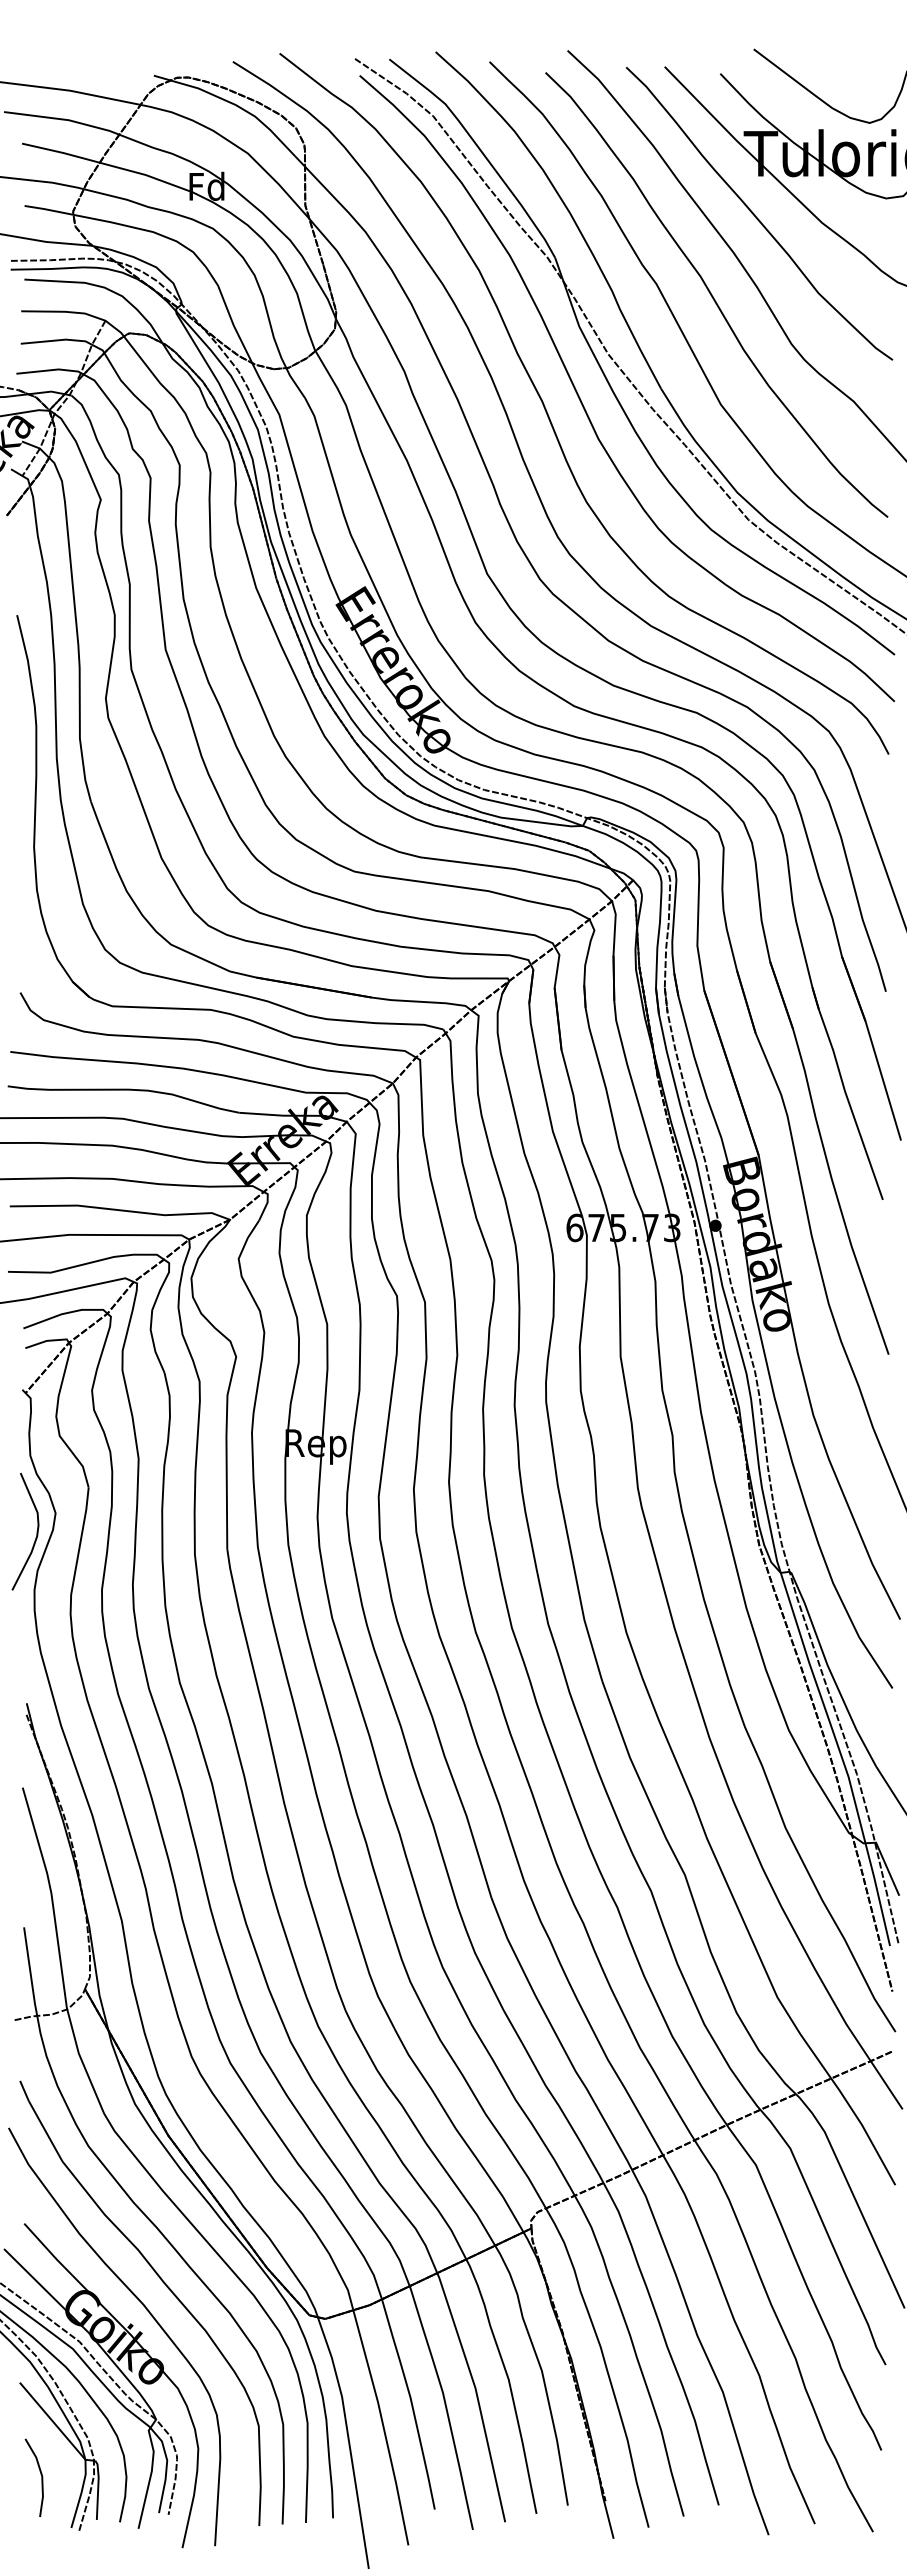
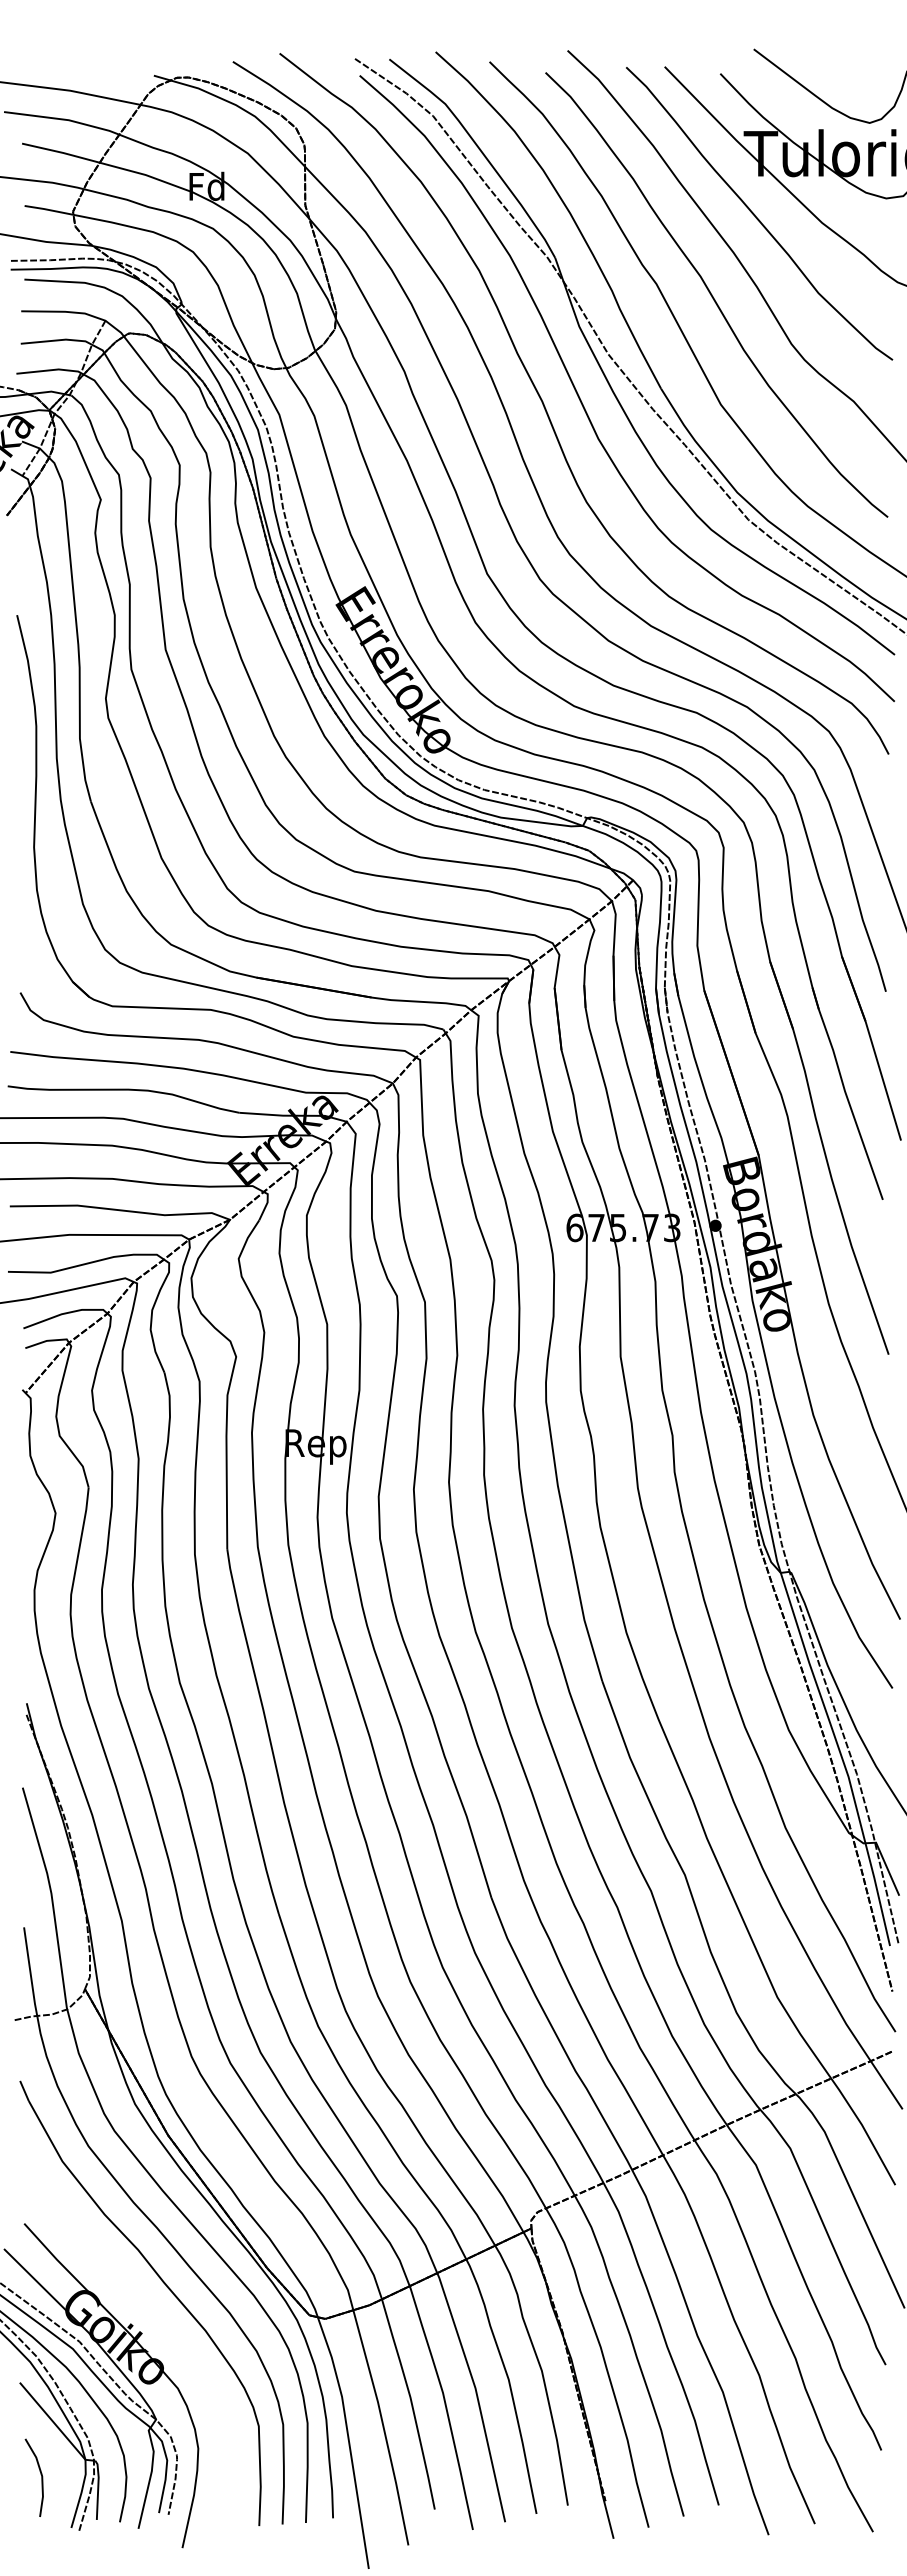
curve: present -> none (36, 1531)
curve: present -> none (146, 2310)
